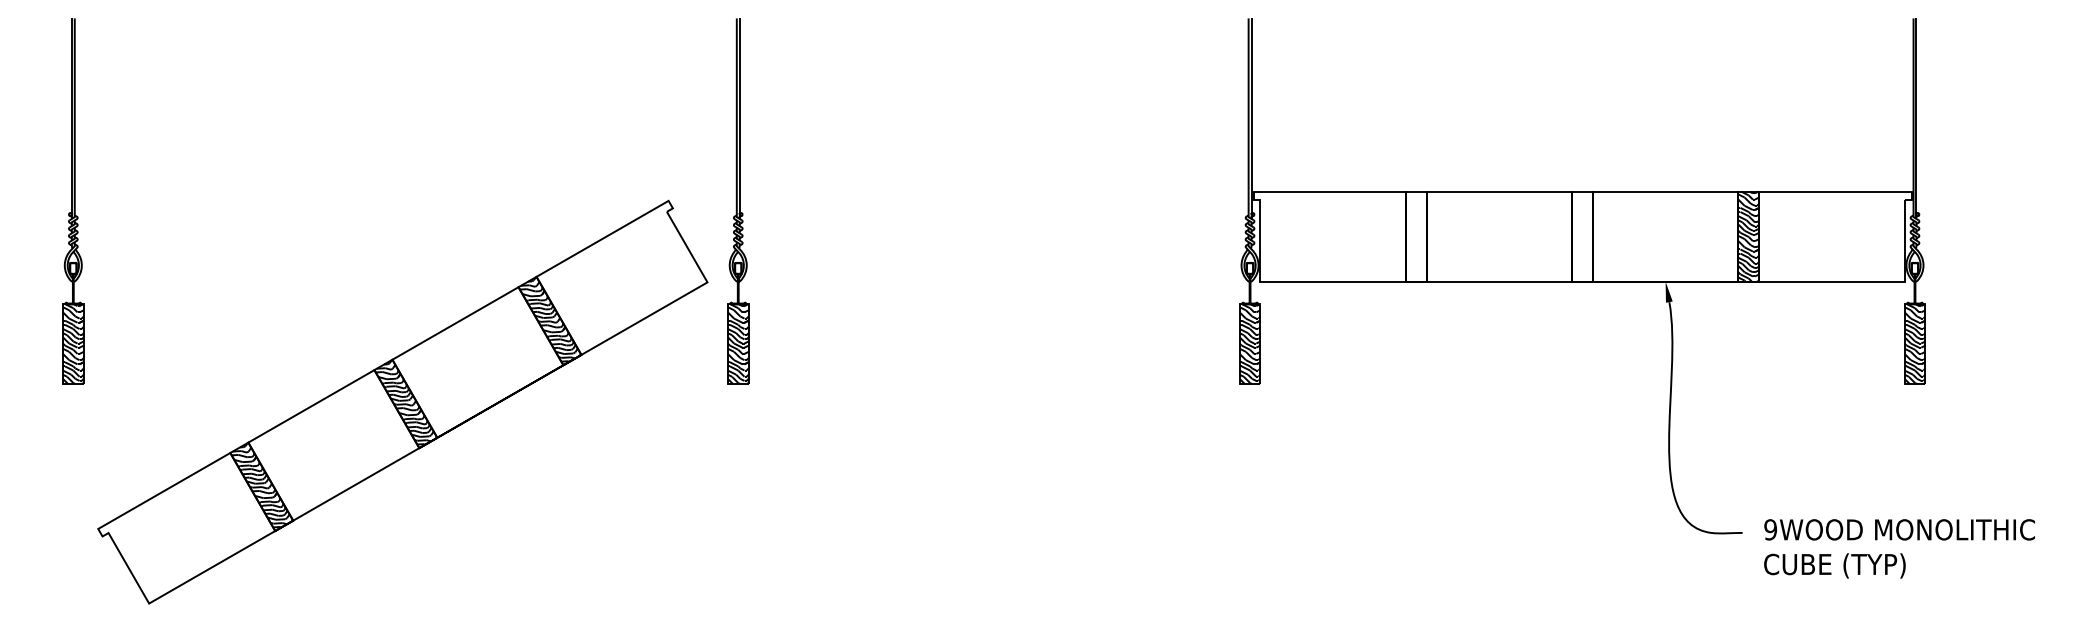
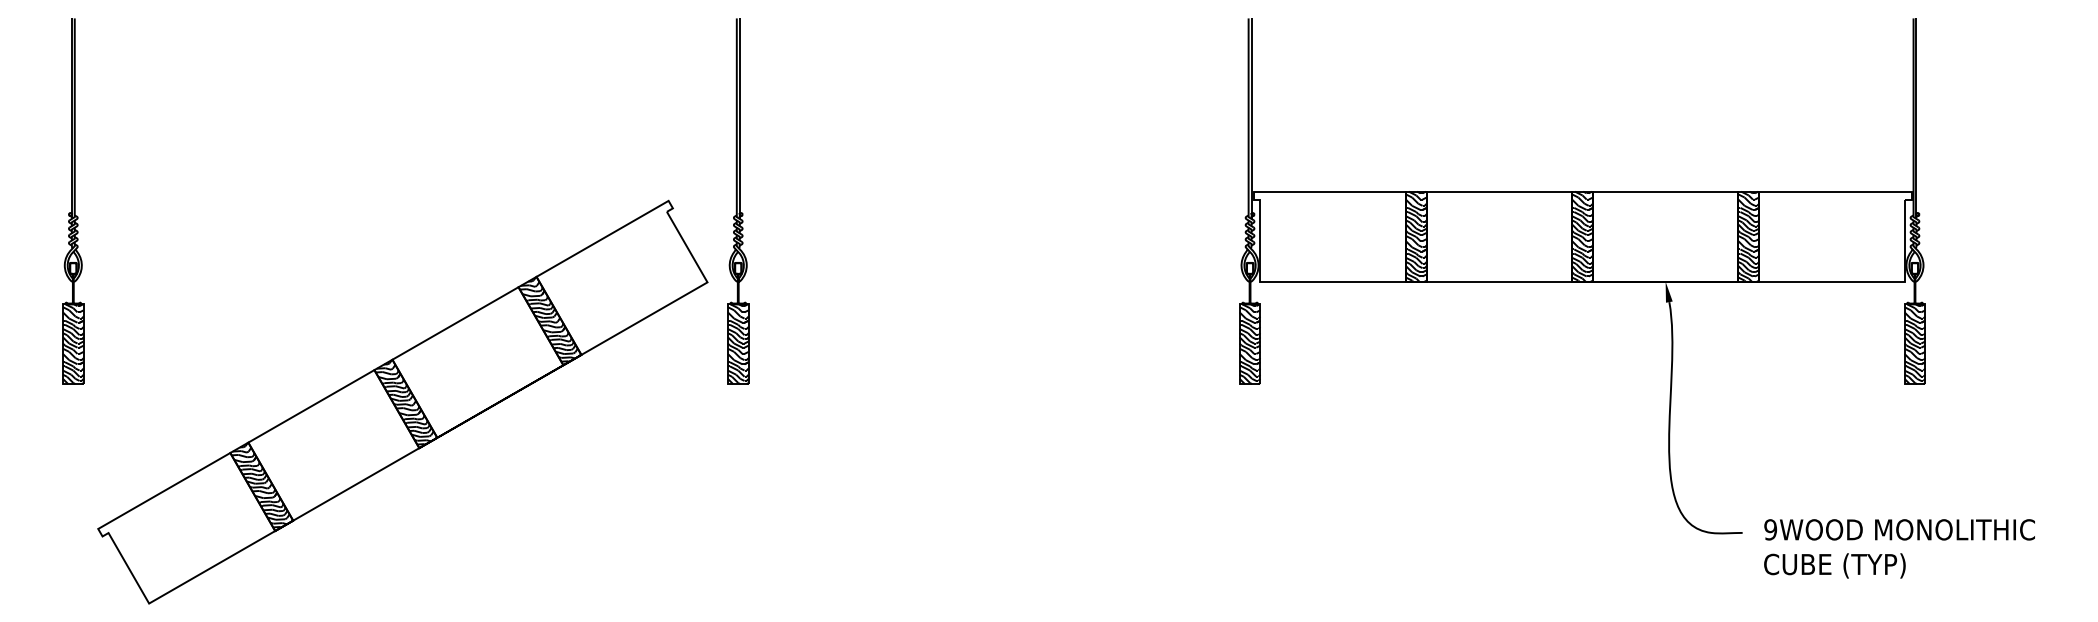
hatch: none -> present (1415, 236)
hatch: none -> present (1582, 236)
